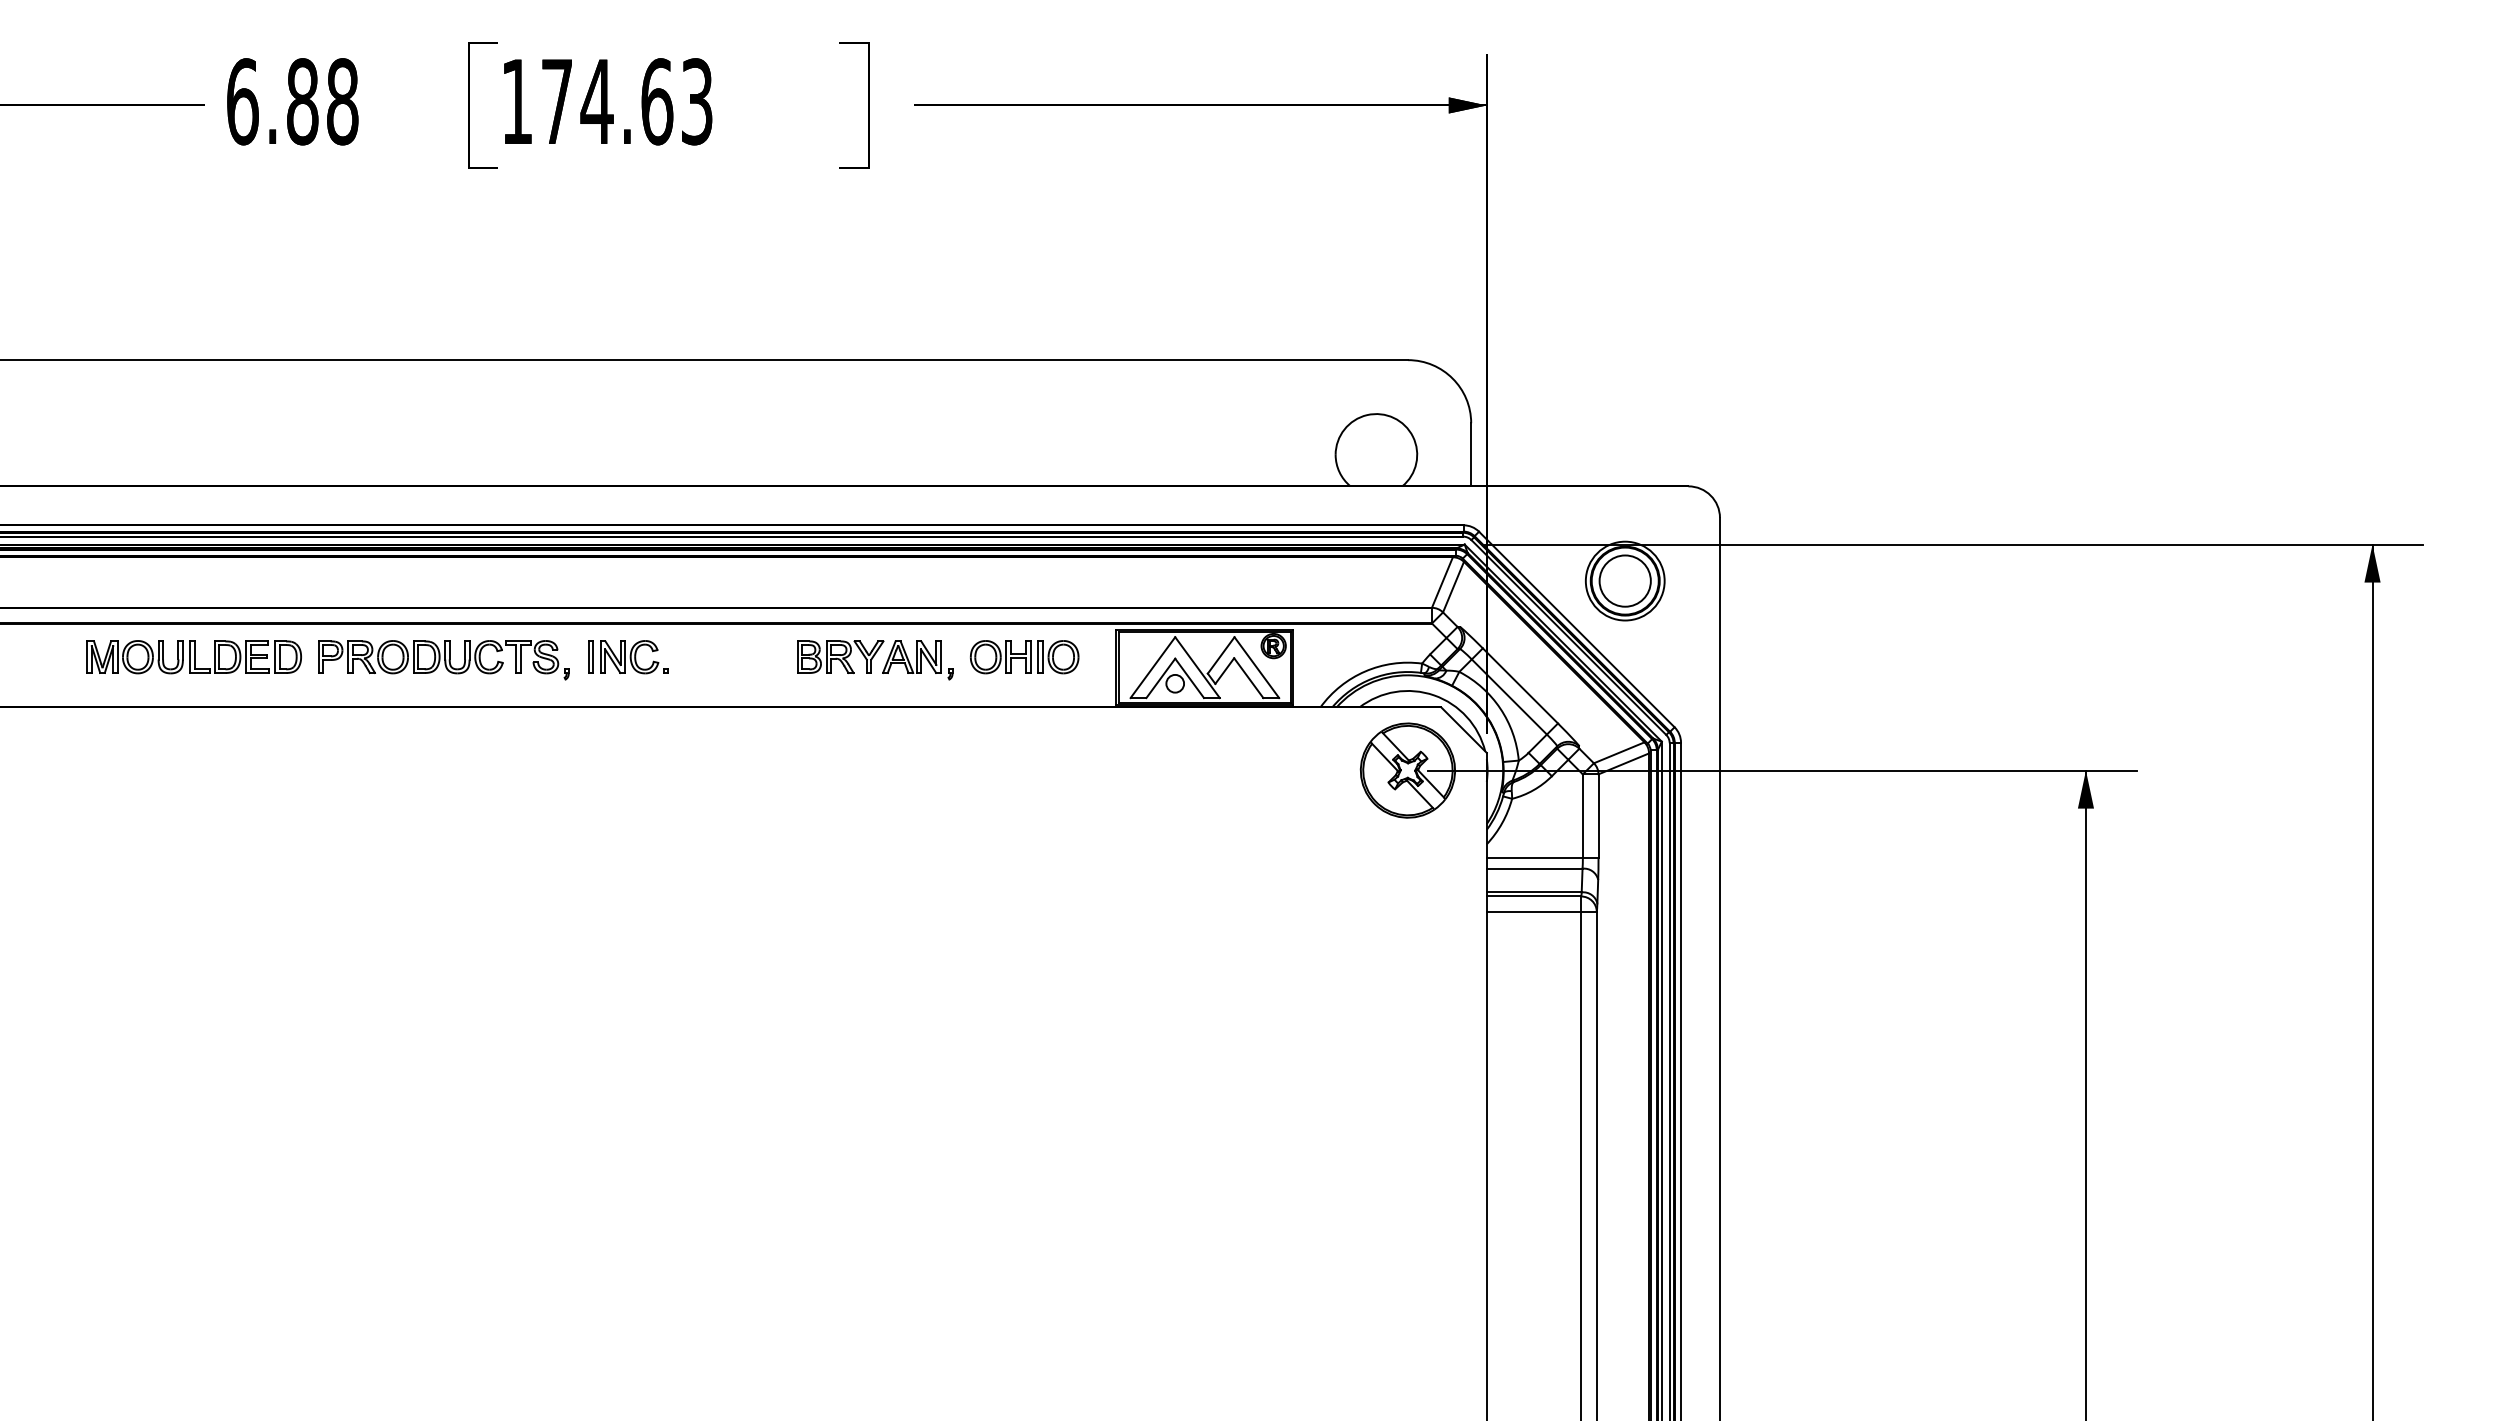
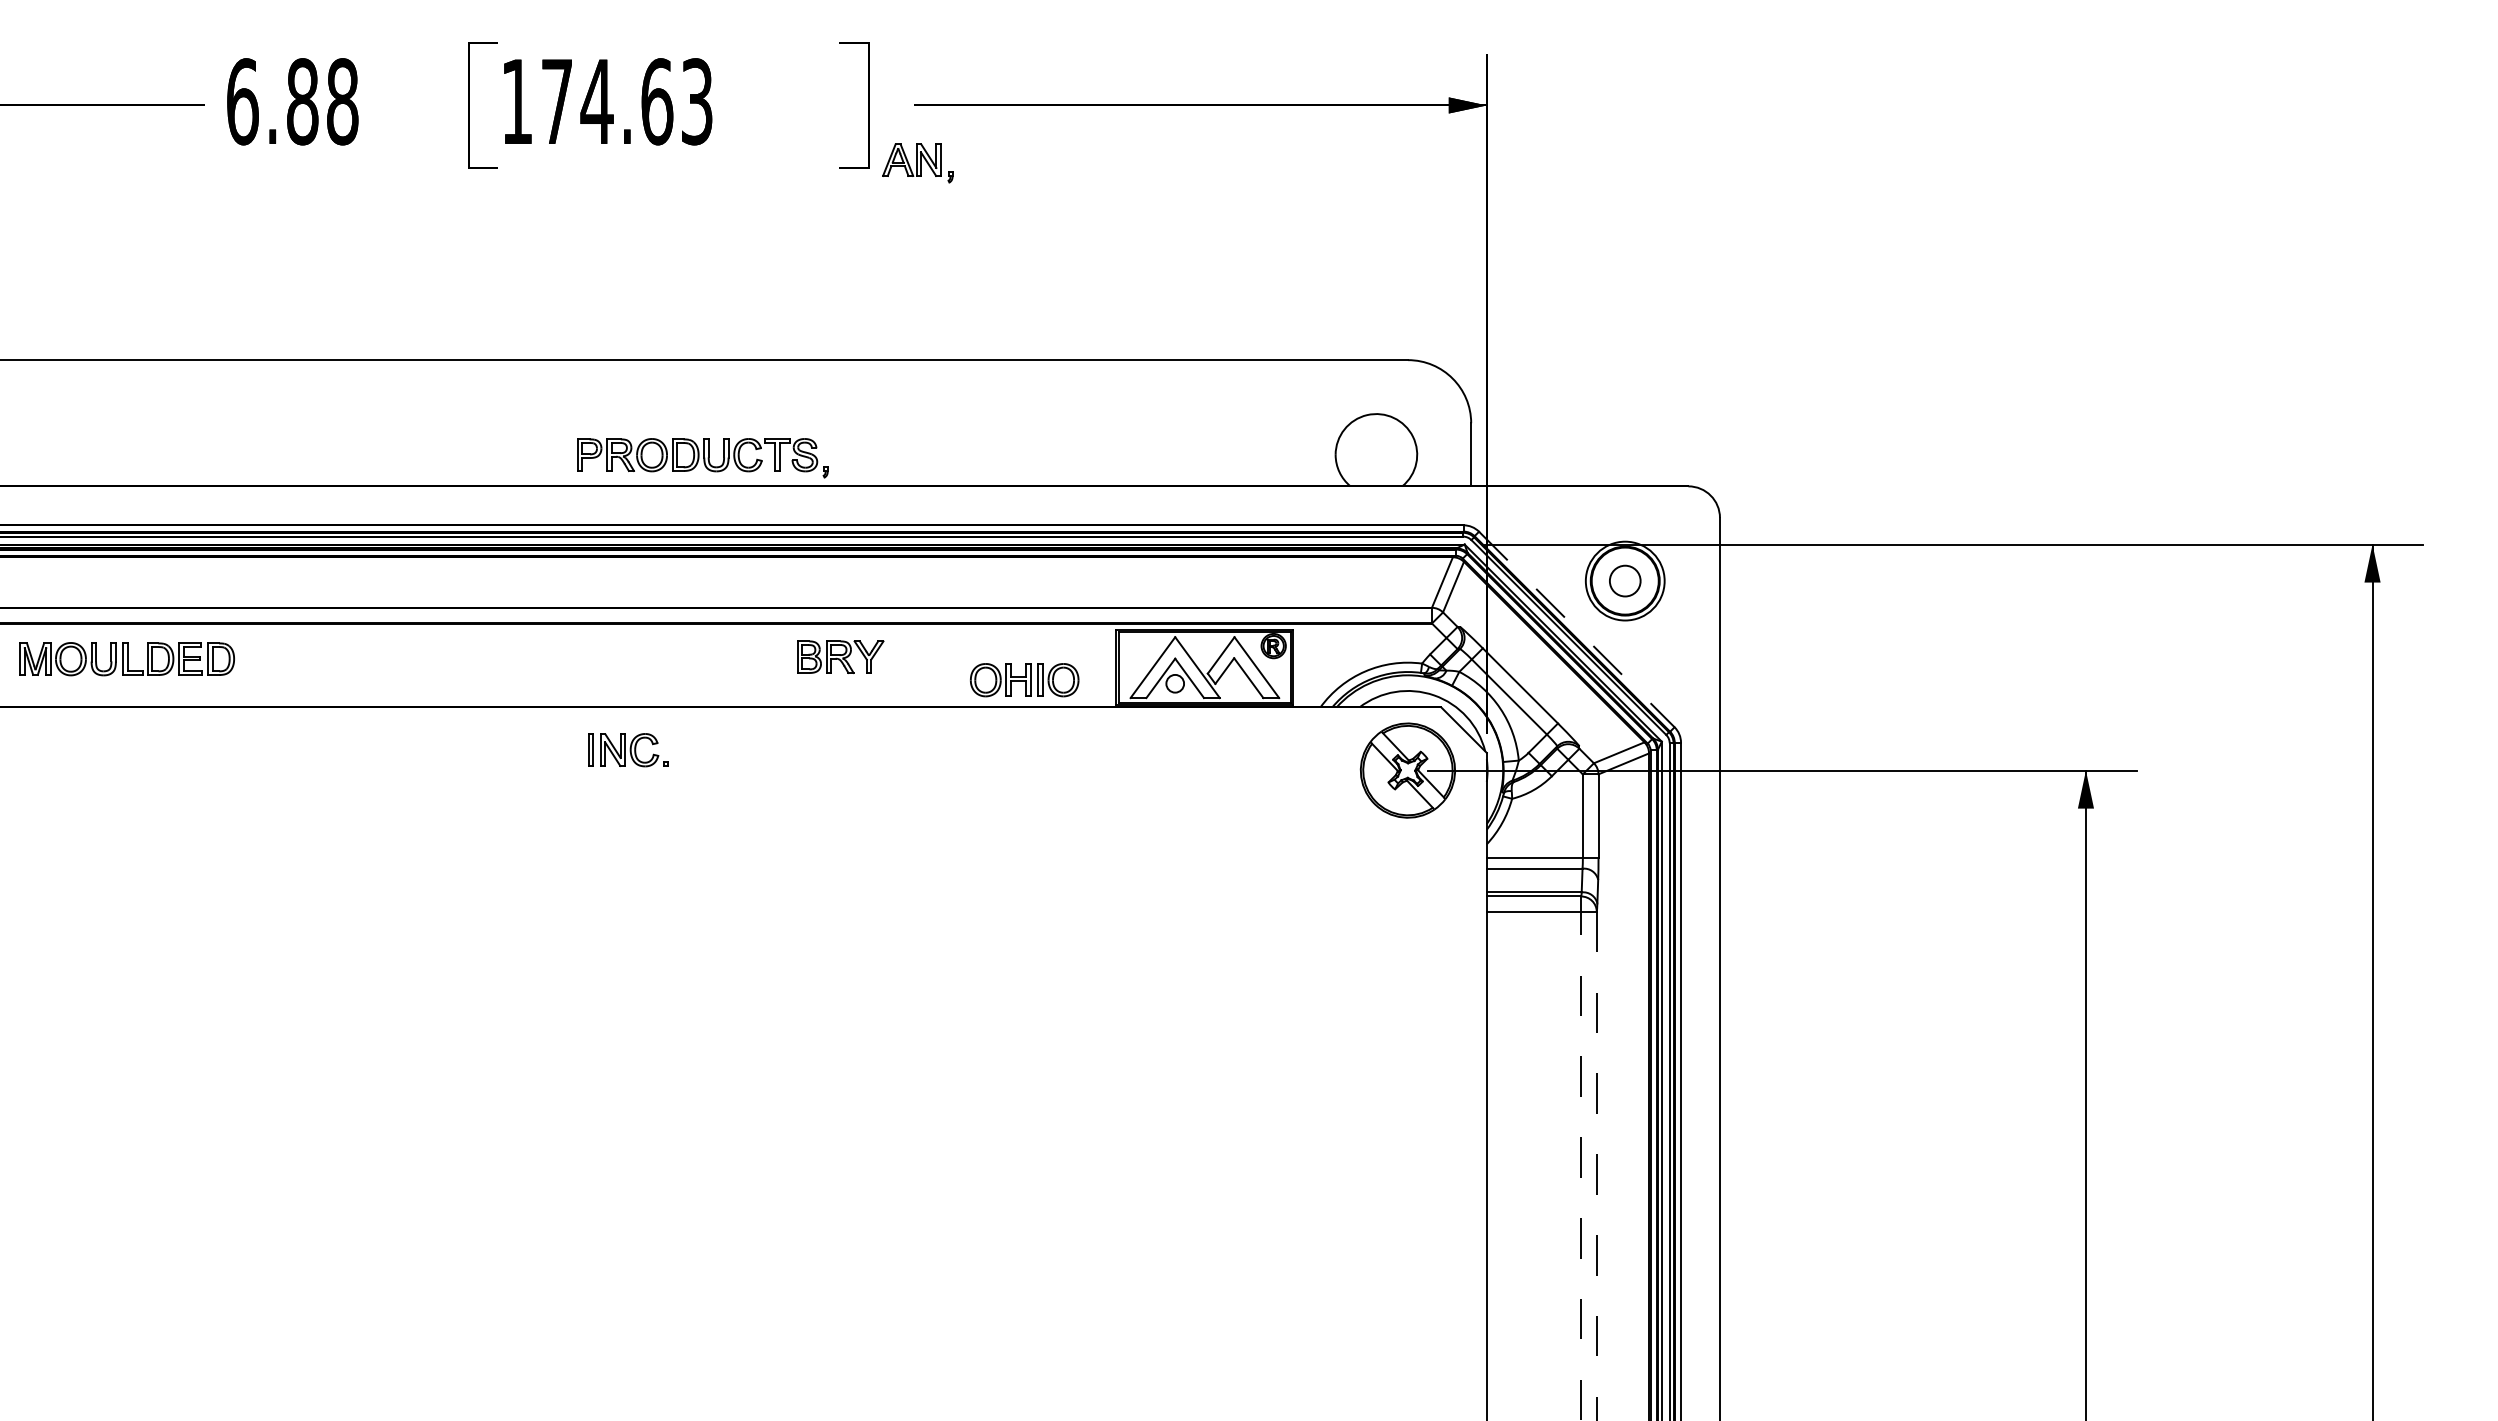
circle diameter: 51 px -> 31 px (1624, 580)
line: solid -> dashed (1577, 629)
part position: (193, 657) -> (126, 659) (126, 659)
part position: (628, 657) -> (628, 750) (628, 750)
part position: (1024, 657) -> (1024, 680) (1024, 680)
part position: (443, 660) -> (702, 458) (702, 458)
part position: (917, 660) -> (917, 163) (917, 163)
line: solid -> dashed (1581, 1165)
line: solid -> dashed (1596, 1166)
